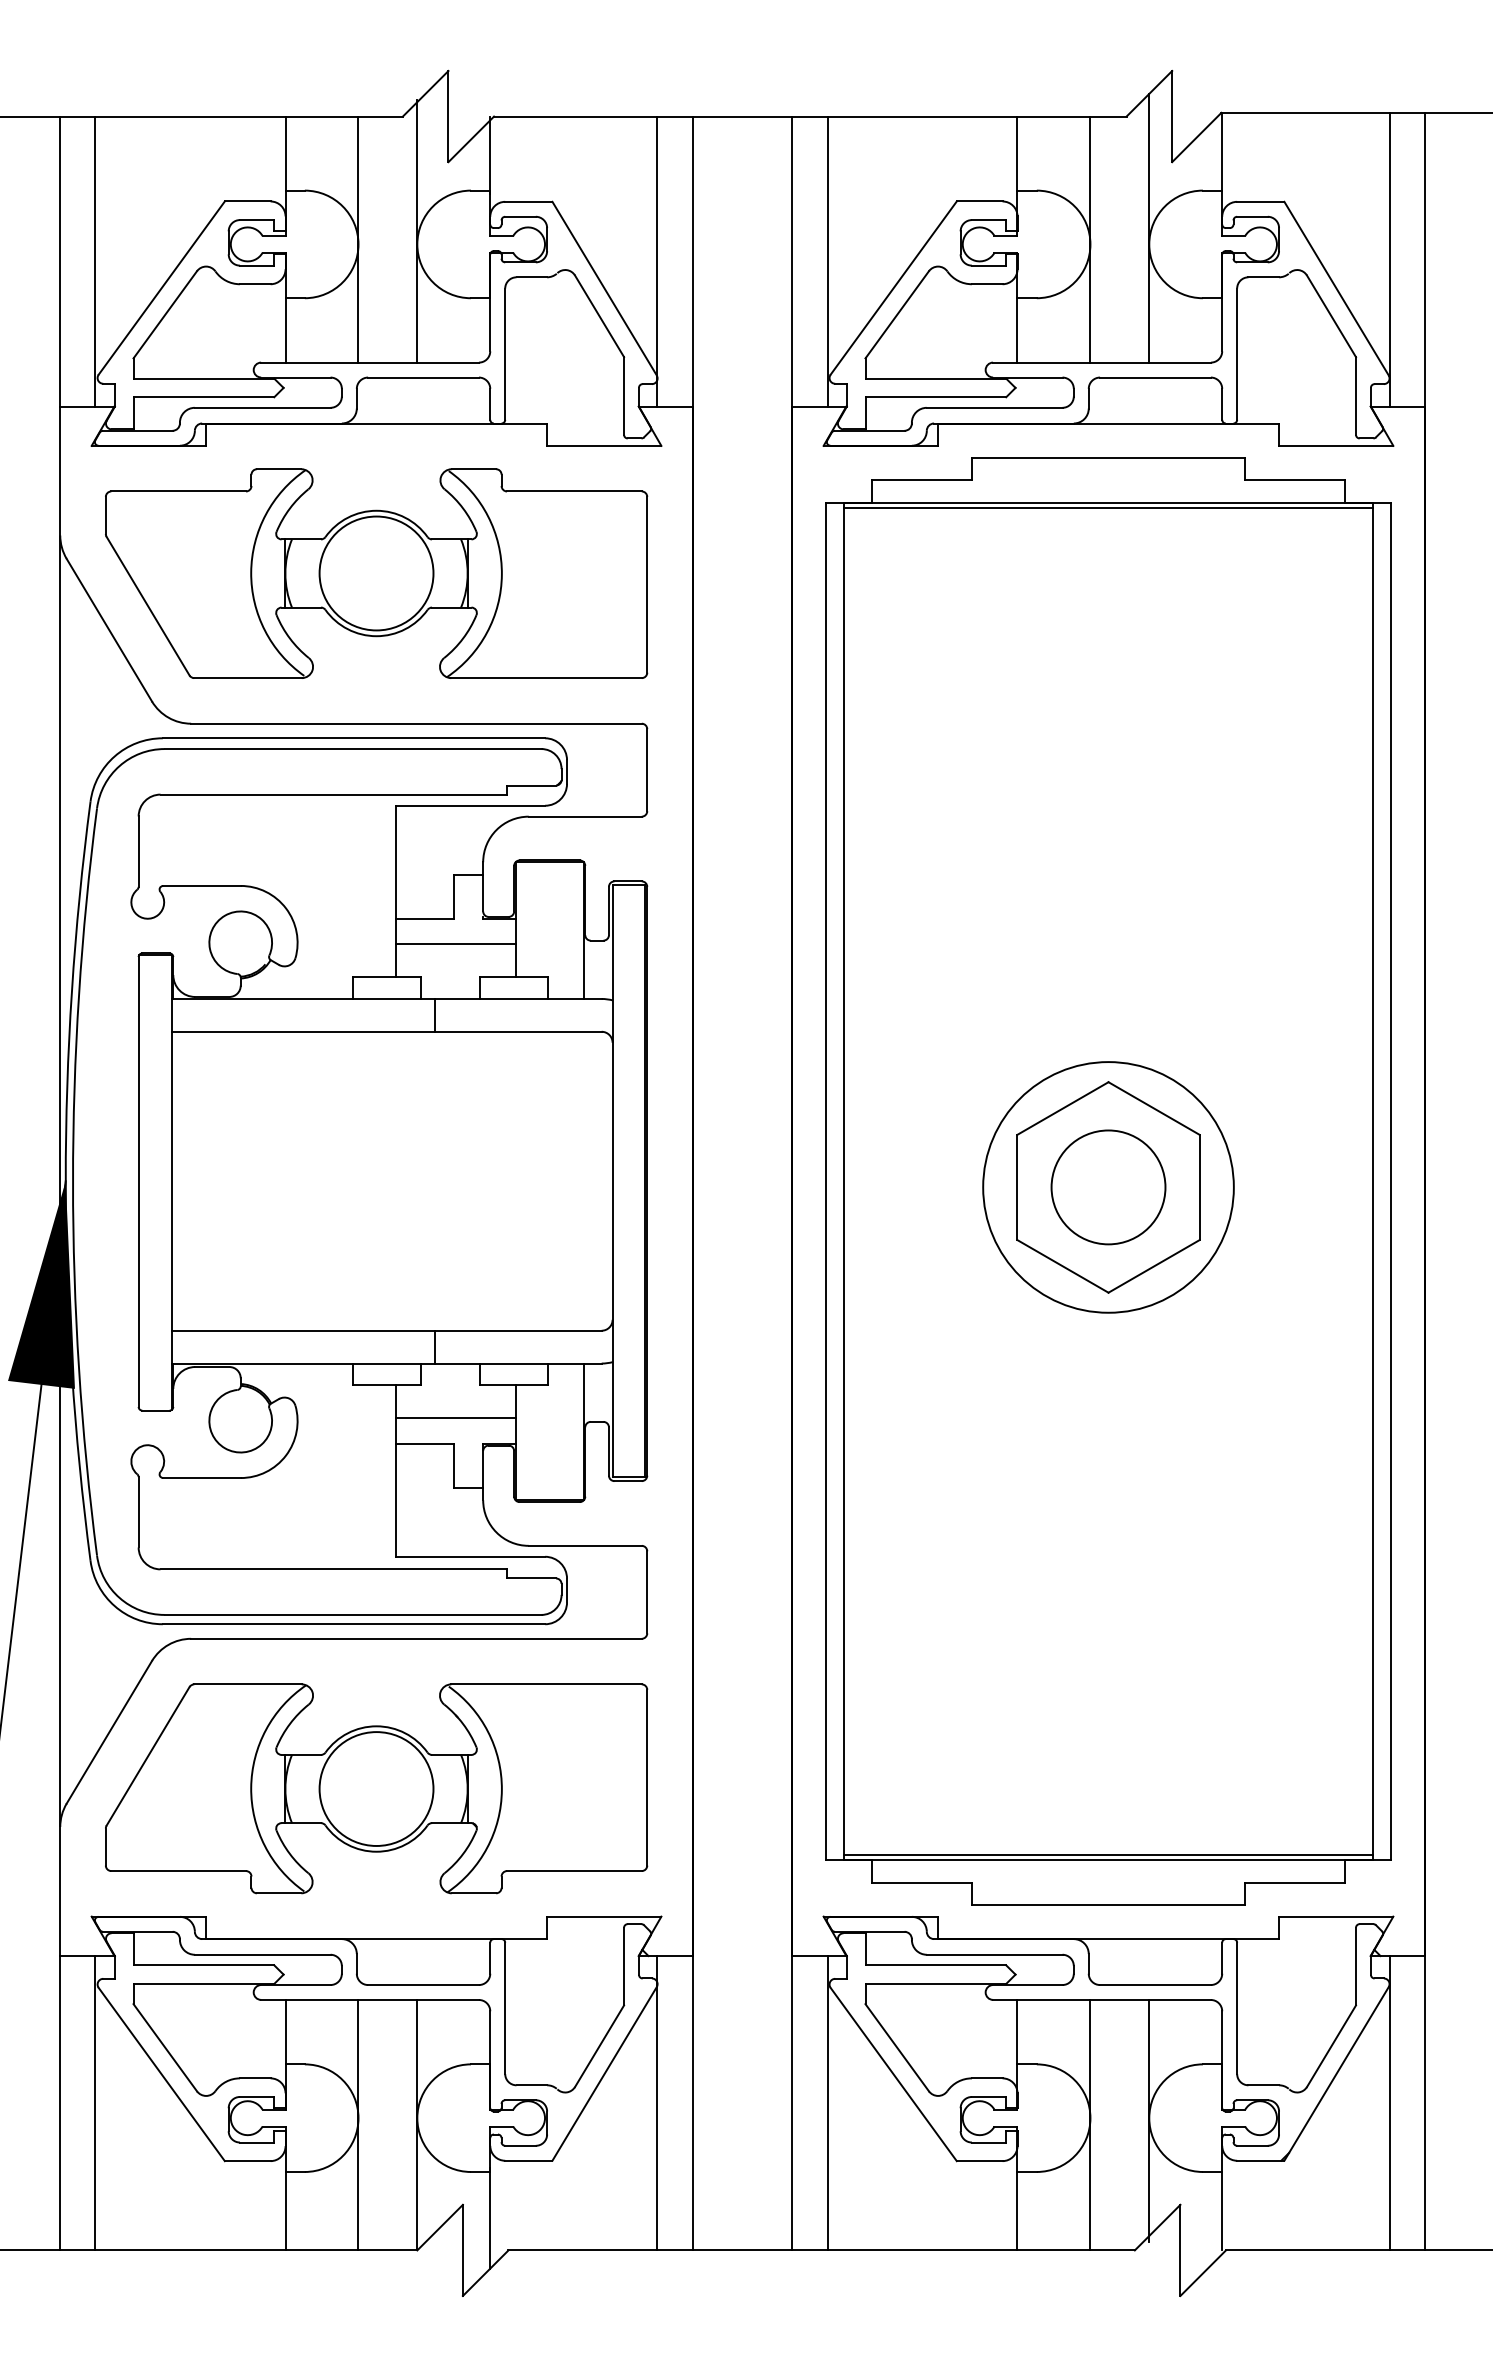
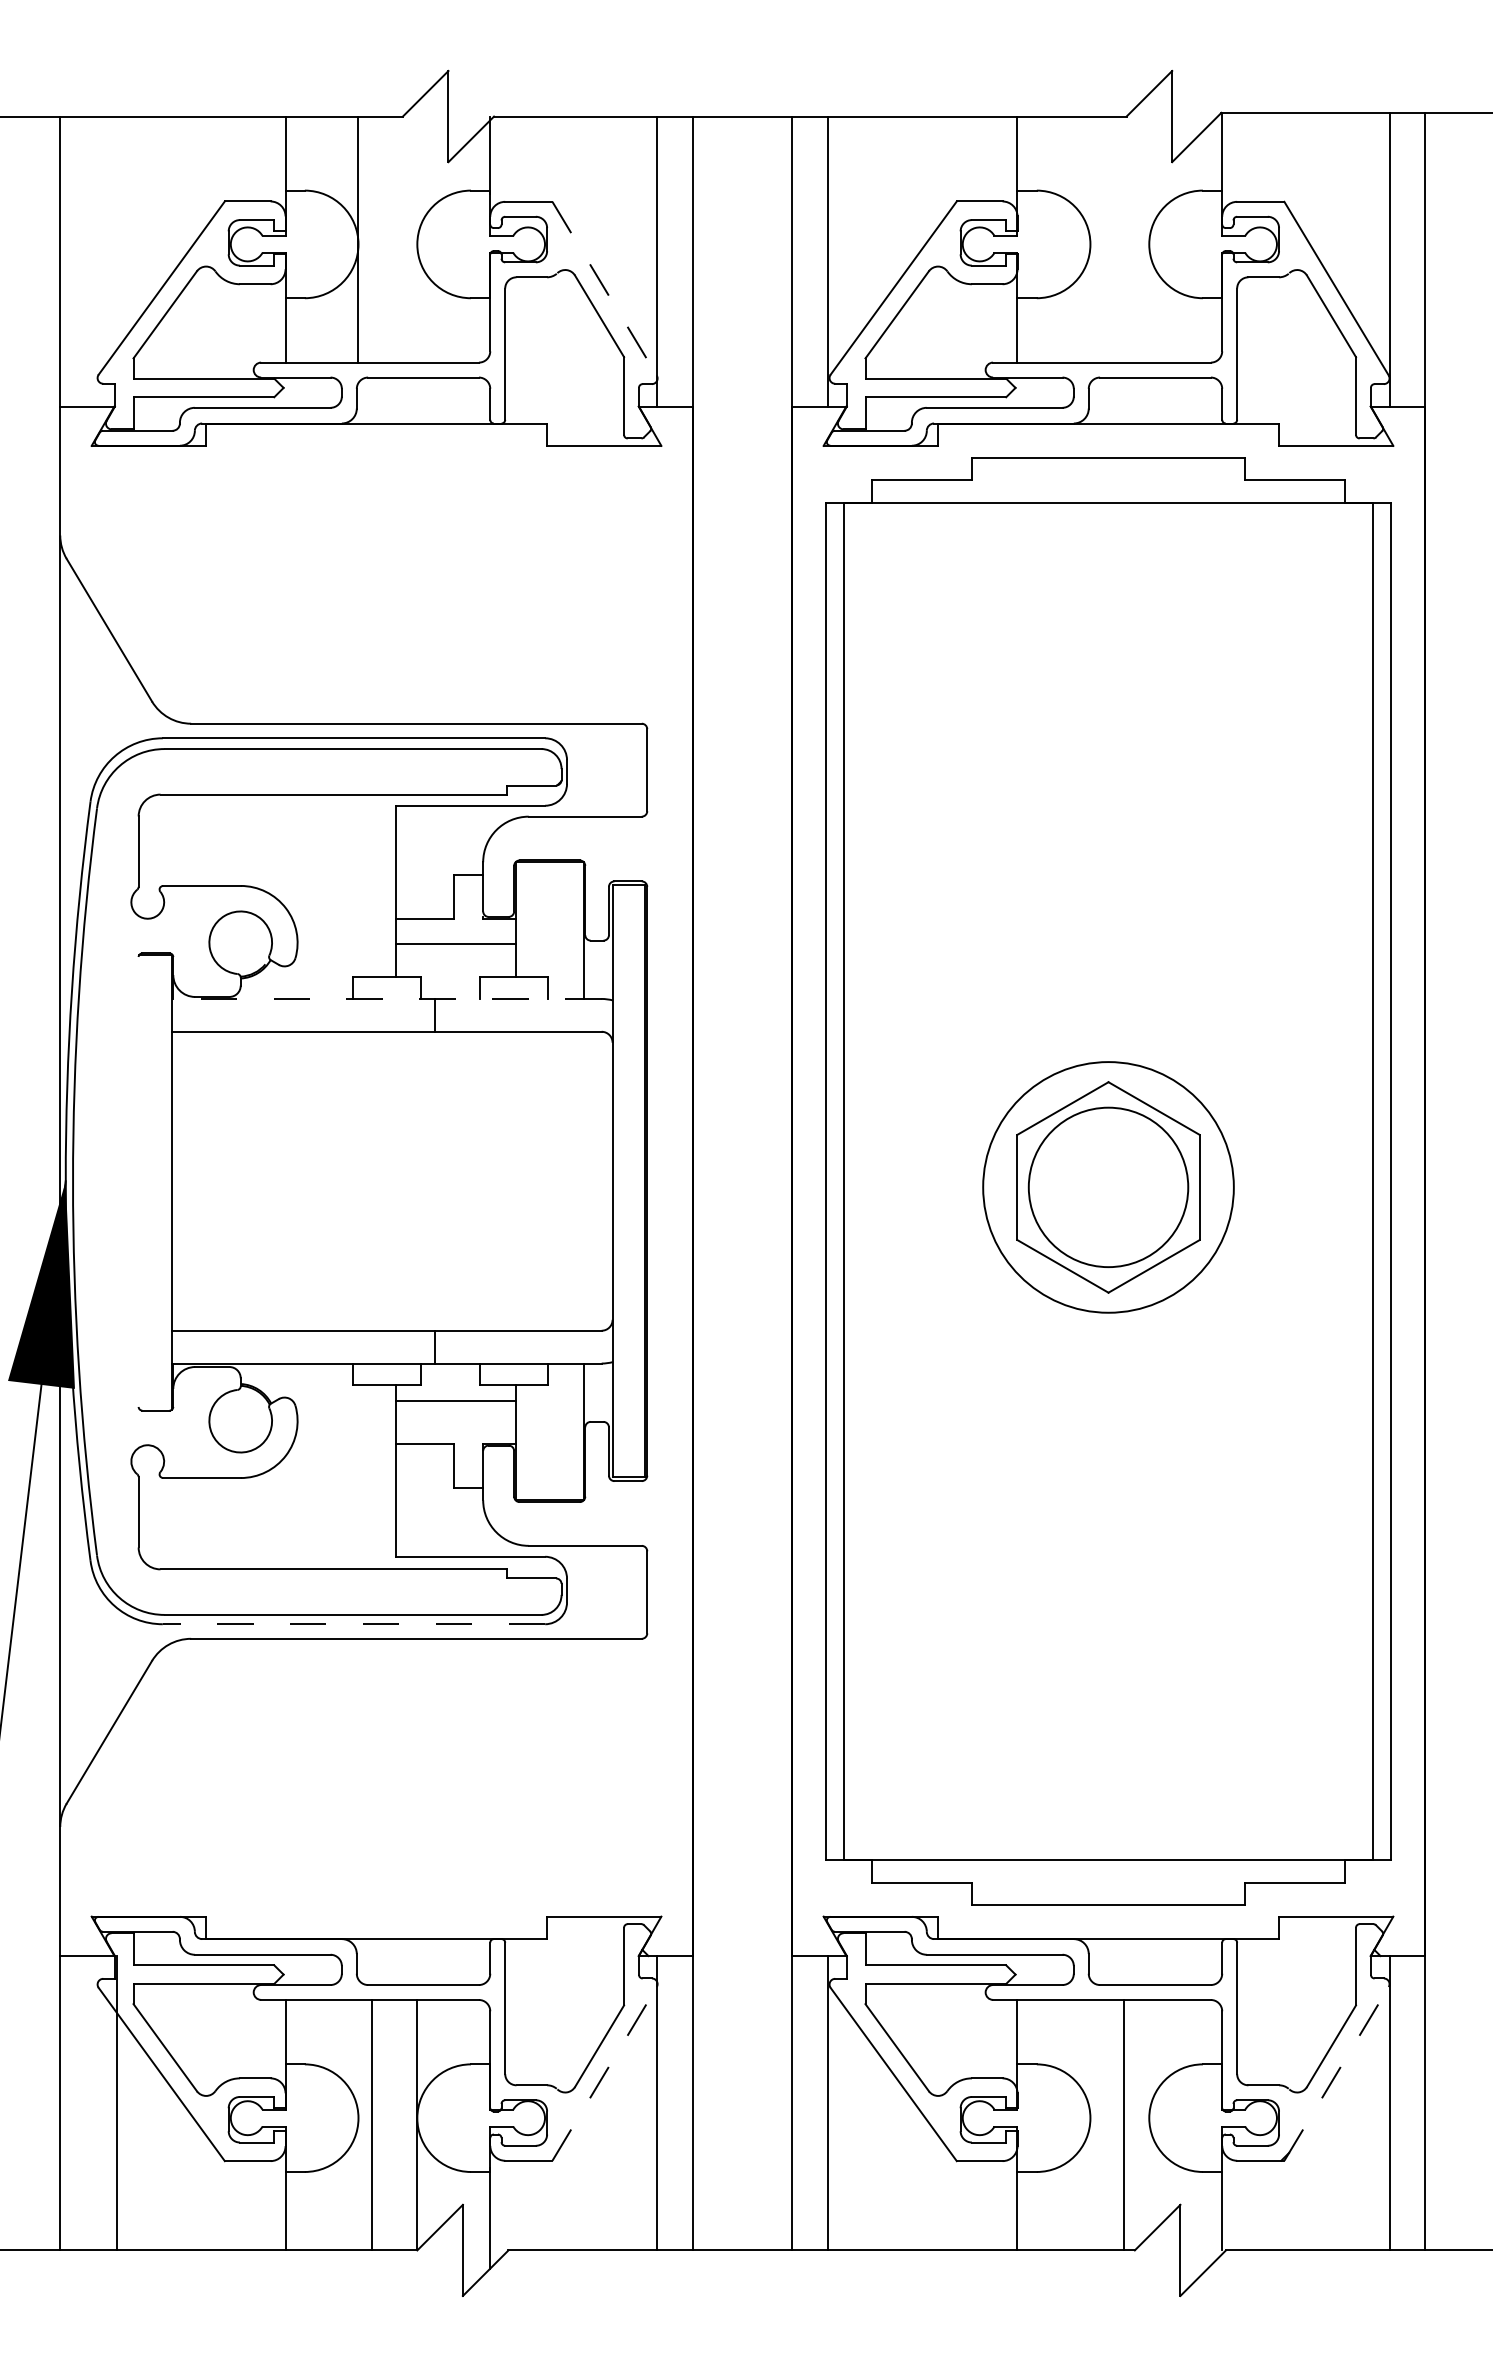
line: present -> none (1149, 227)
line: present -> none (417, 231)
line: present -> none (1090, 239)
line: present -> none (95, 261)
line: solid -> dashed (604, 289)
line: present -> none (1108, 507)
part: present -> none (376, 573)
line: solid -> dashed (386, 998)
line: present -> none (138, 1181)
circle diameter: 114 px -> 159 px (1108, 1187)
line position: (455, 1418) -> (455, 1401) (455, 1401)
line: solid -> dashed (353, 1624)
part: present -> none (376, 1788)
line: present -> none (1108, 1854)
line: solid -> dashed (604, 2073)
line: solid -> dashed (1336, 2073)
line position: (95, 2103) -> (117, 2103) (117, 2103)
line: present -> none (1149, 2120)
line position: (358, 2124) -> (372, 2124) (372, 2124)
line position: (1090, 2124) -> (1124, 2124) (1124, 2124)
